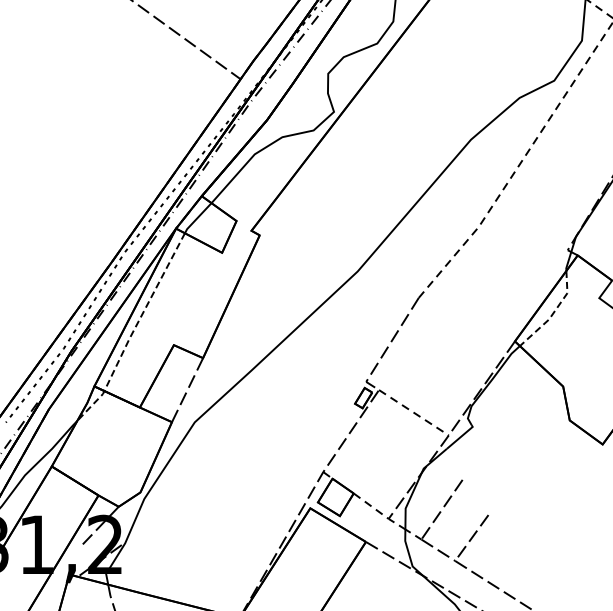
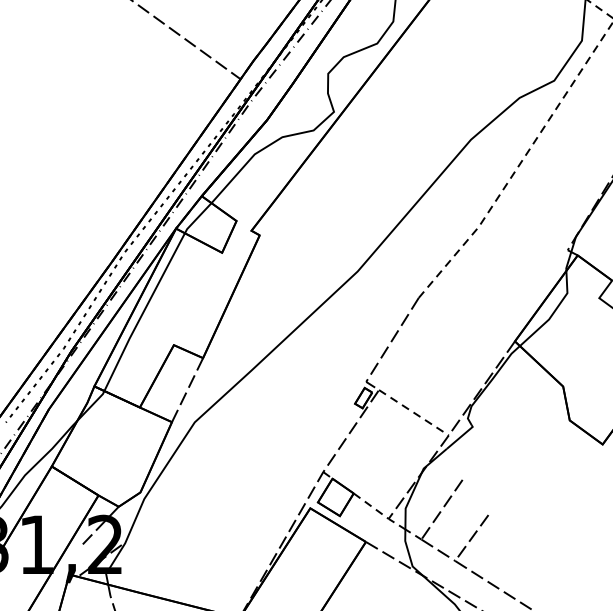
line: dashed -> solid (553, 313)
line: dashed -> solid (133, 331)
